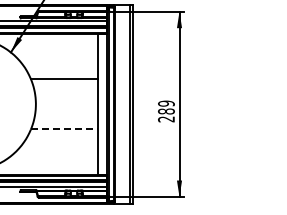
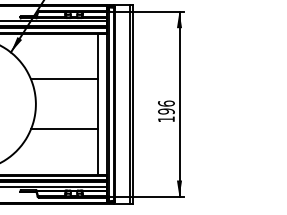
text: 289 -> 196 (166, 111)
line: dashed -> solid (64, 129)
